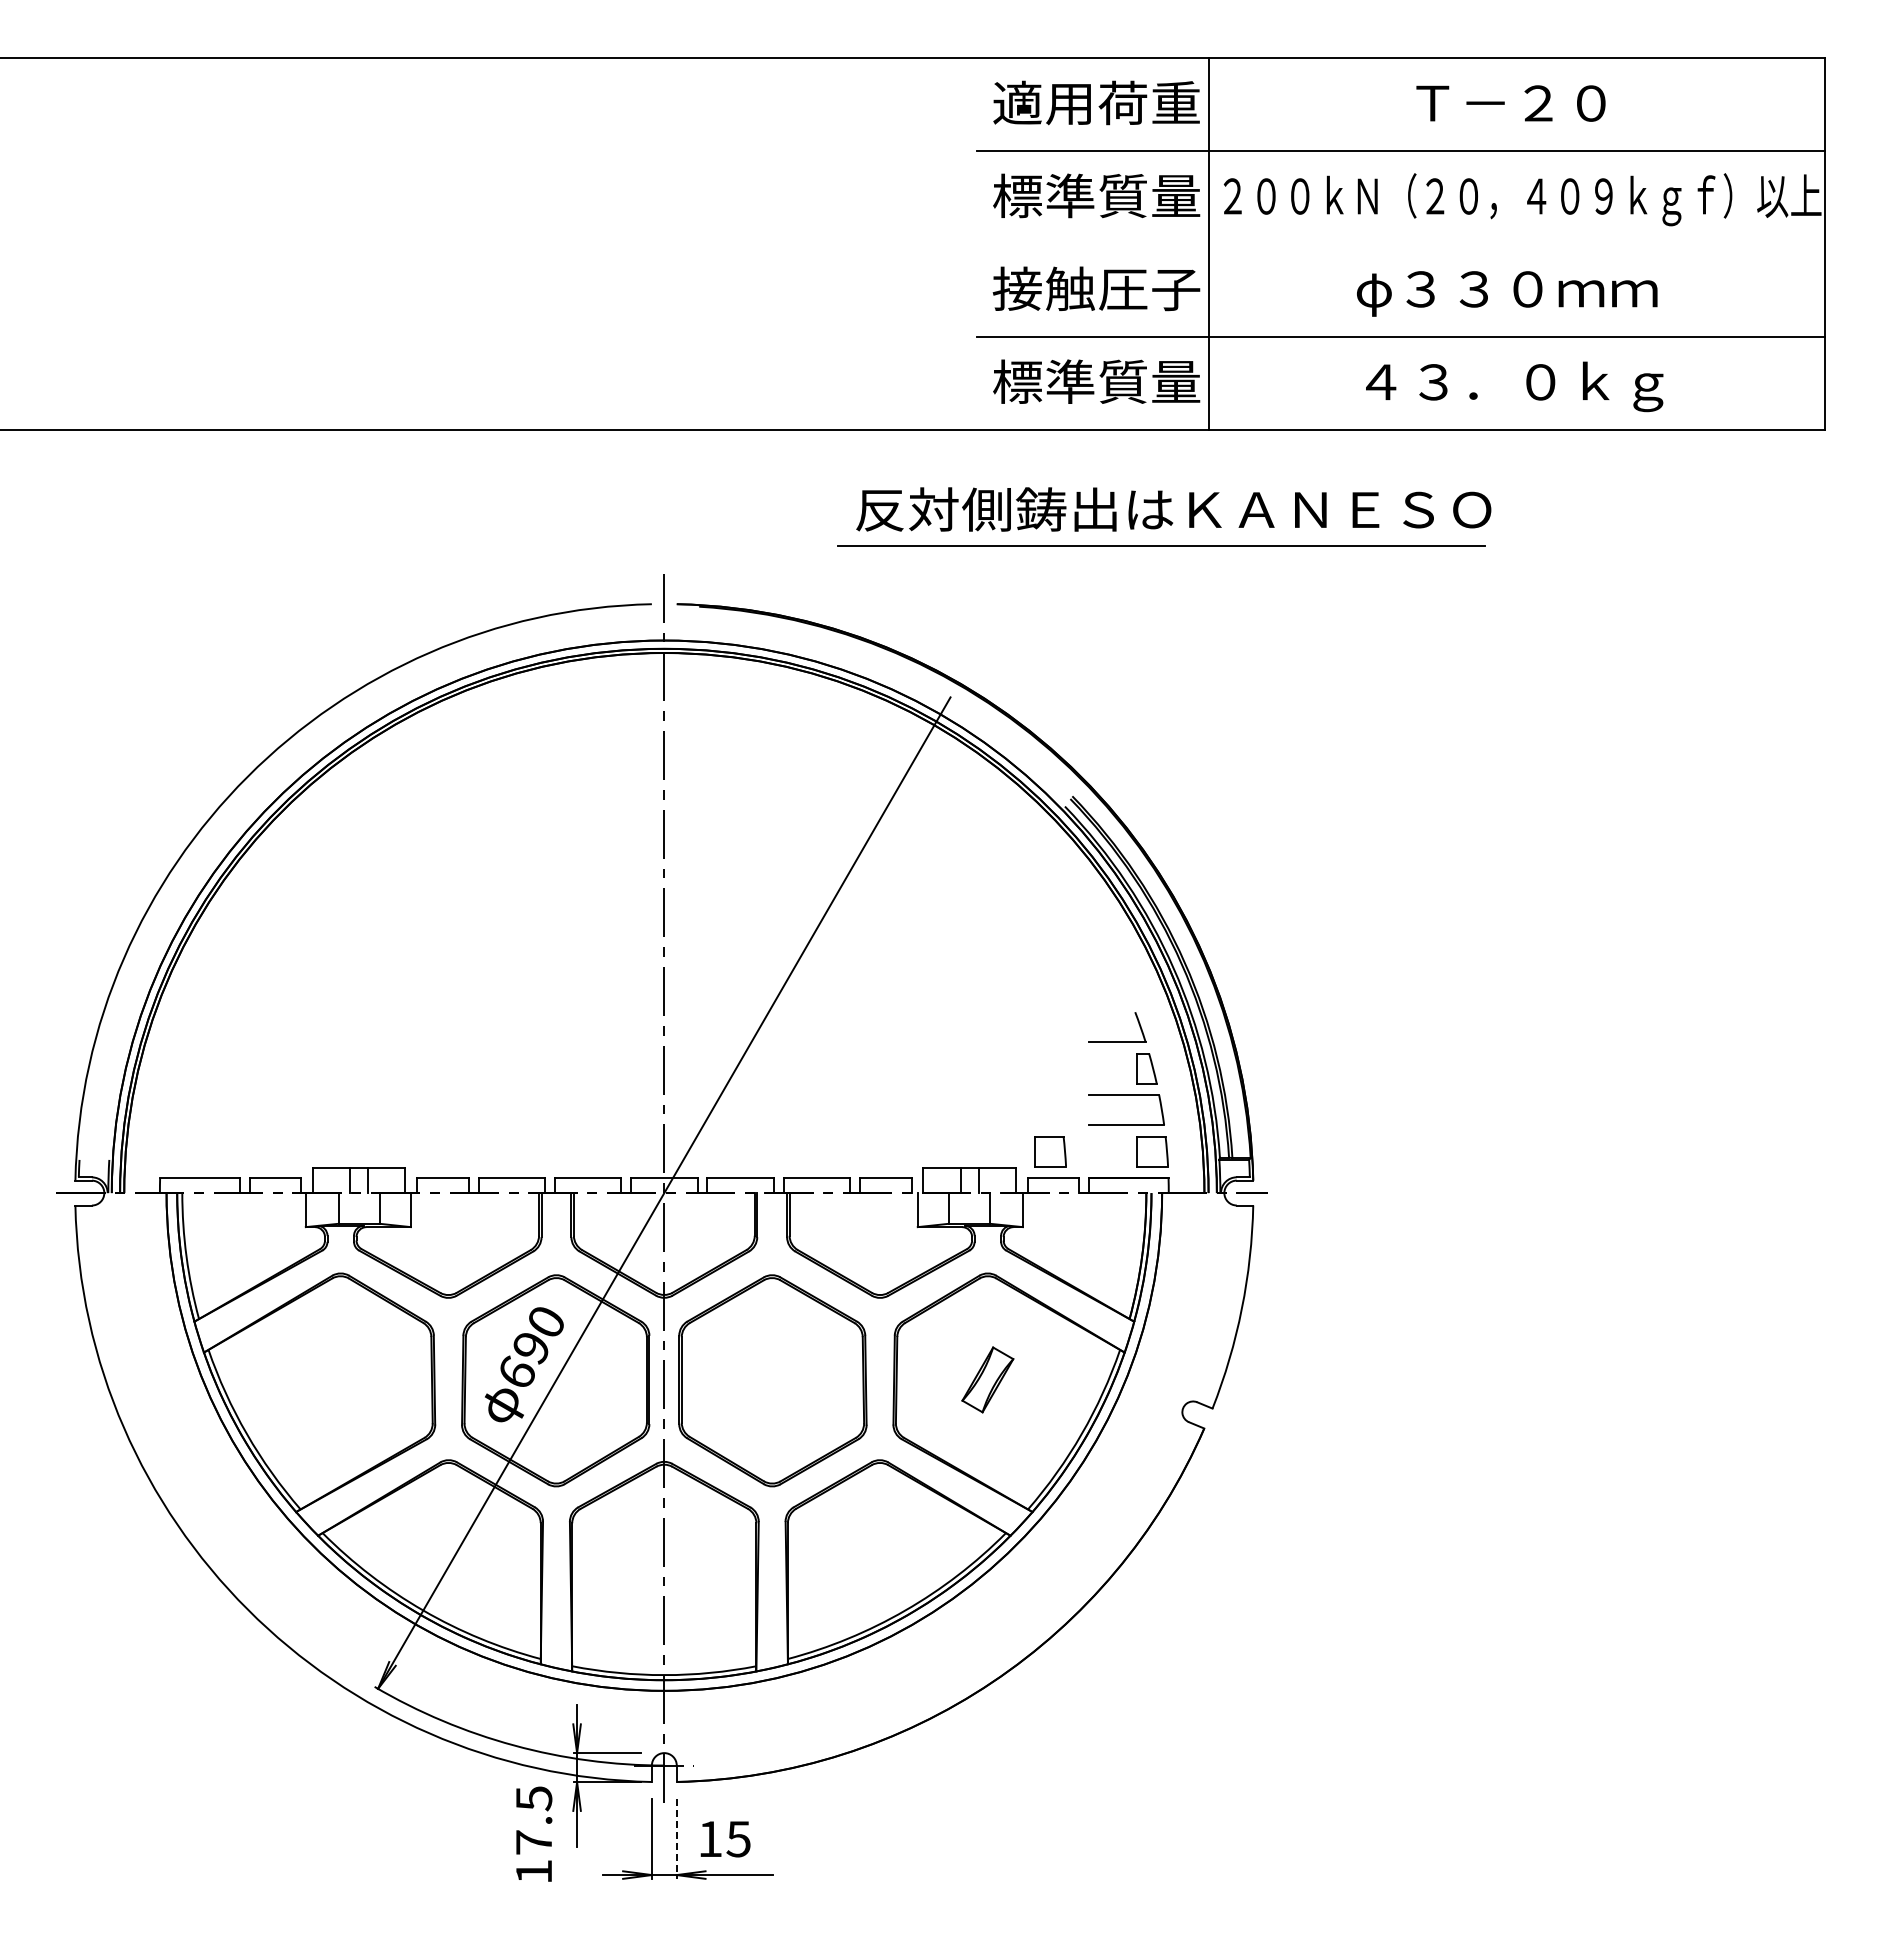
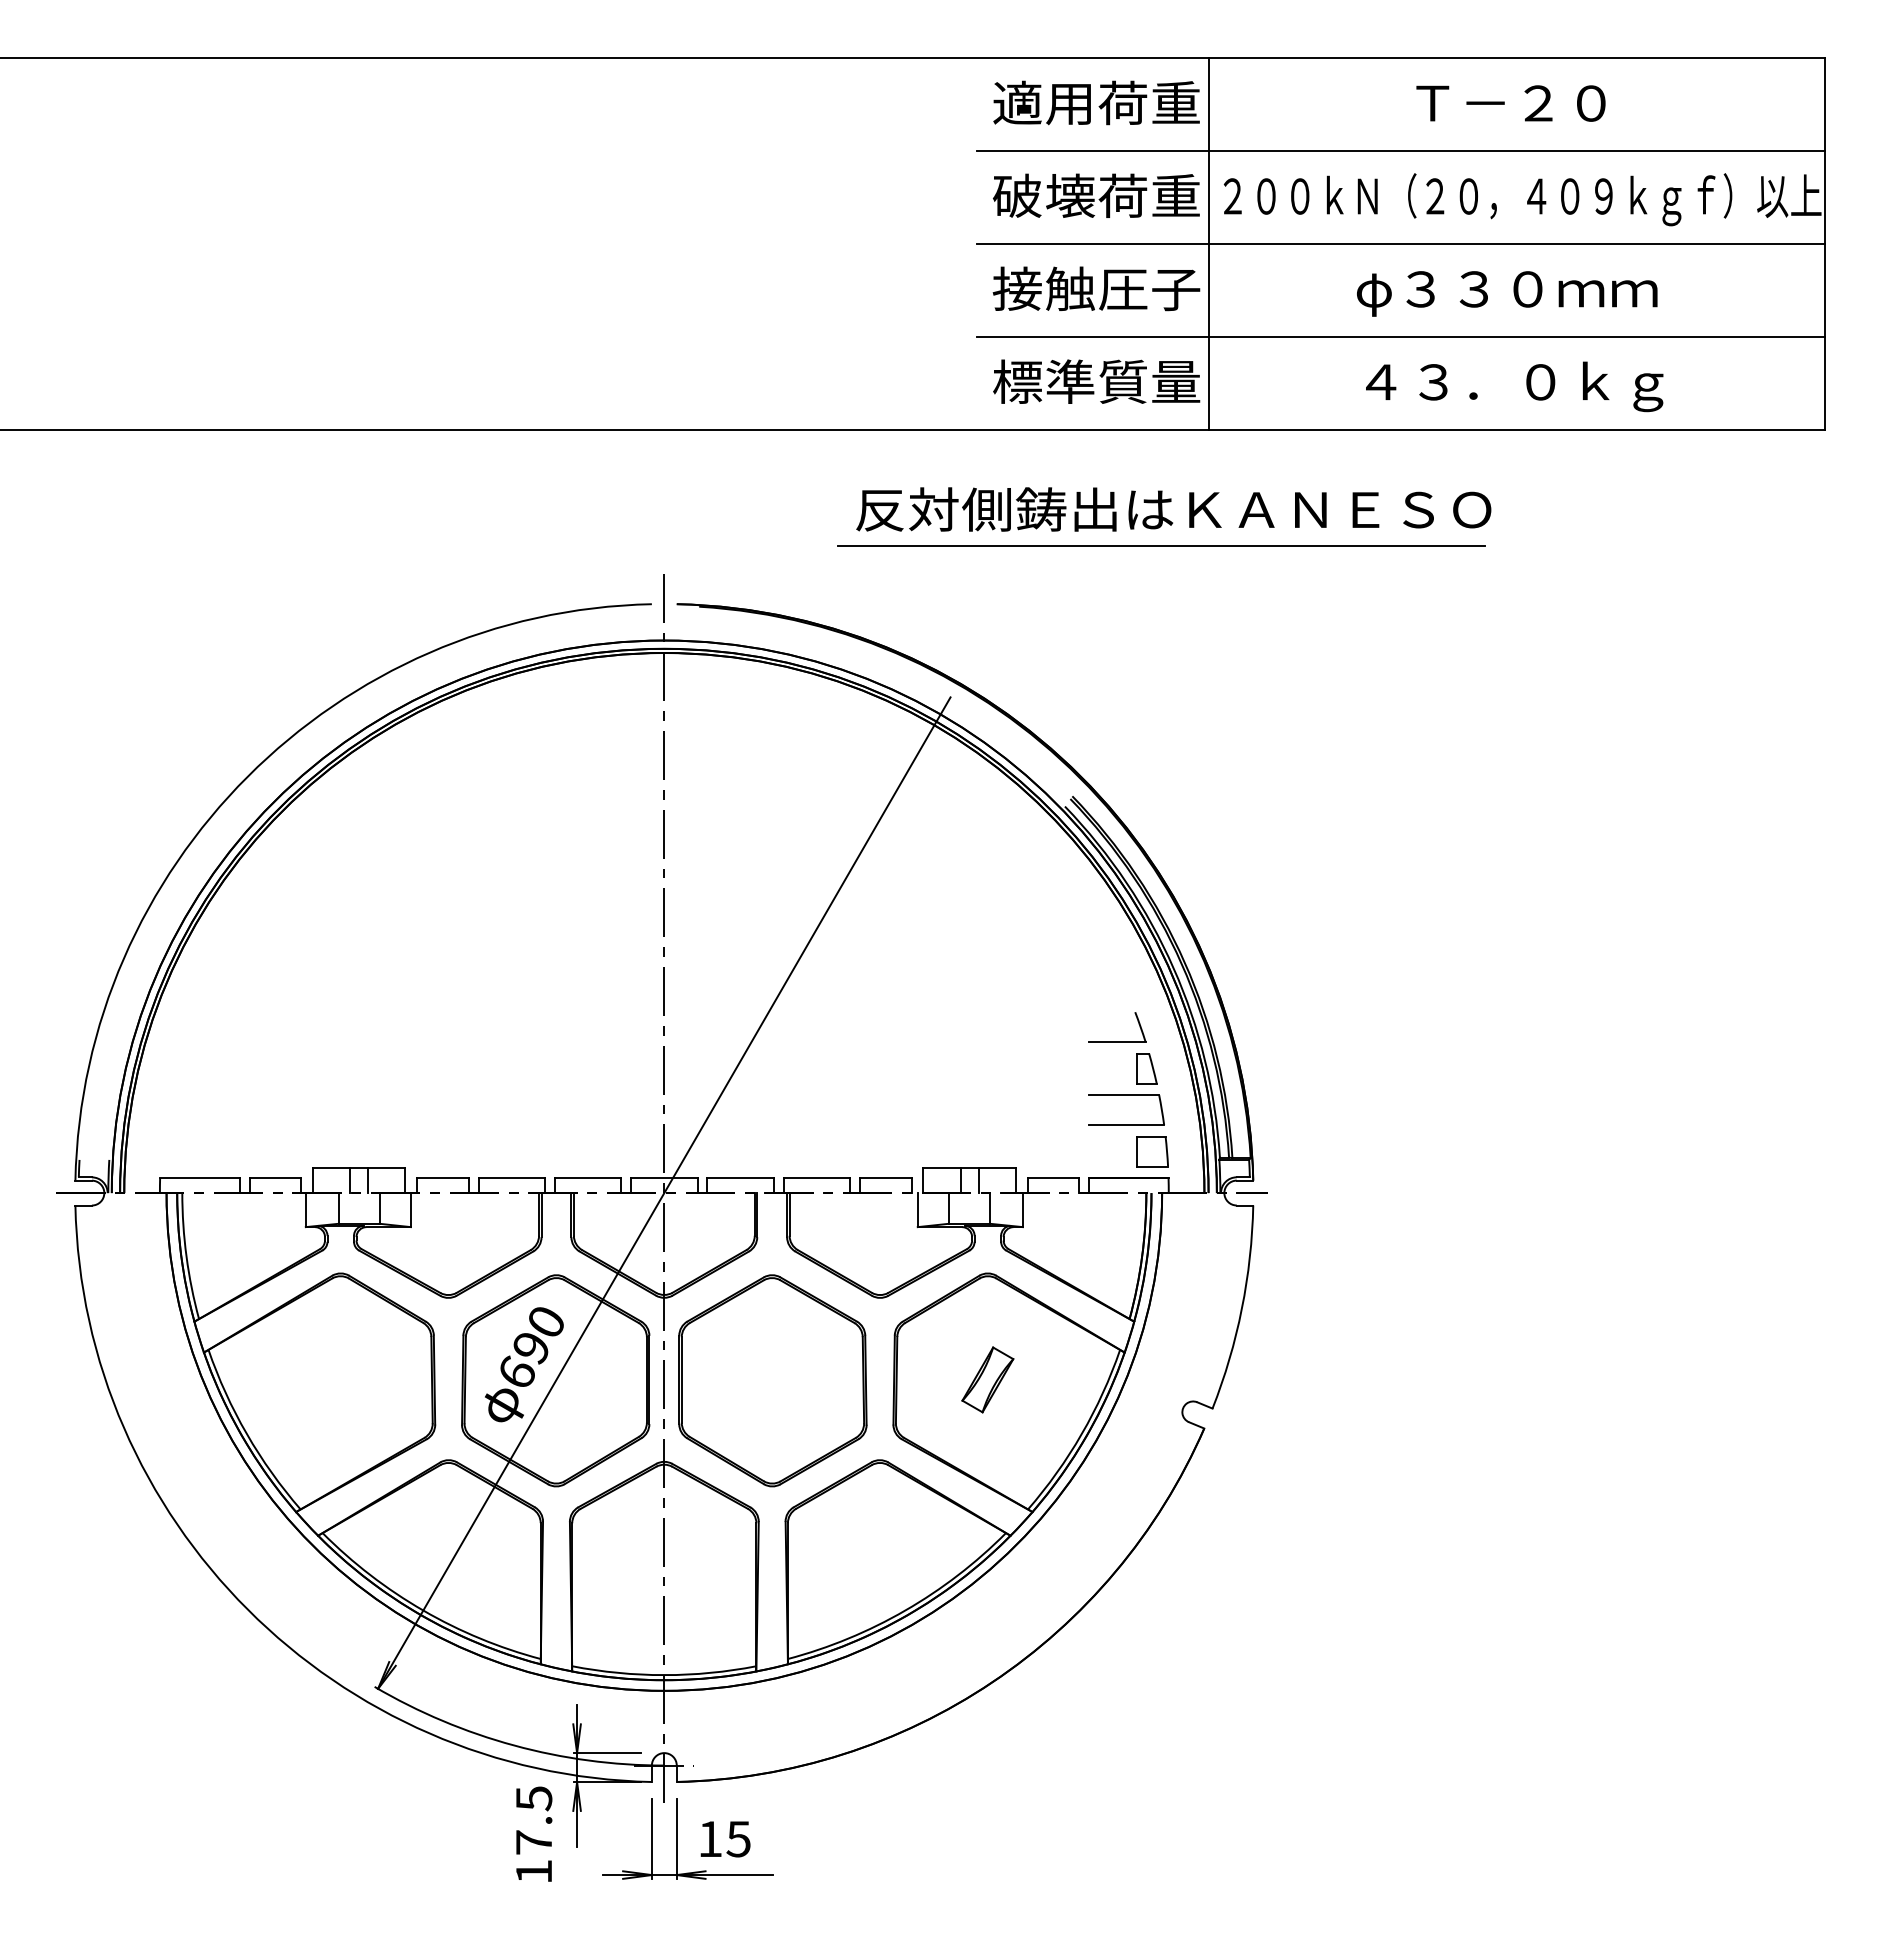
text: 標準質量 -> 破壊荷重 (1096, 195)
line: none -> present (1400, 243)
part: present -> none (1050, 1151)
line: dashed -> solid (676, 1838)
